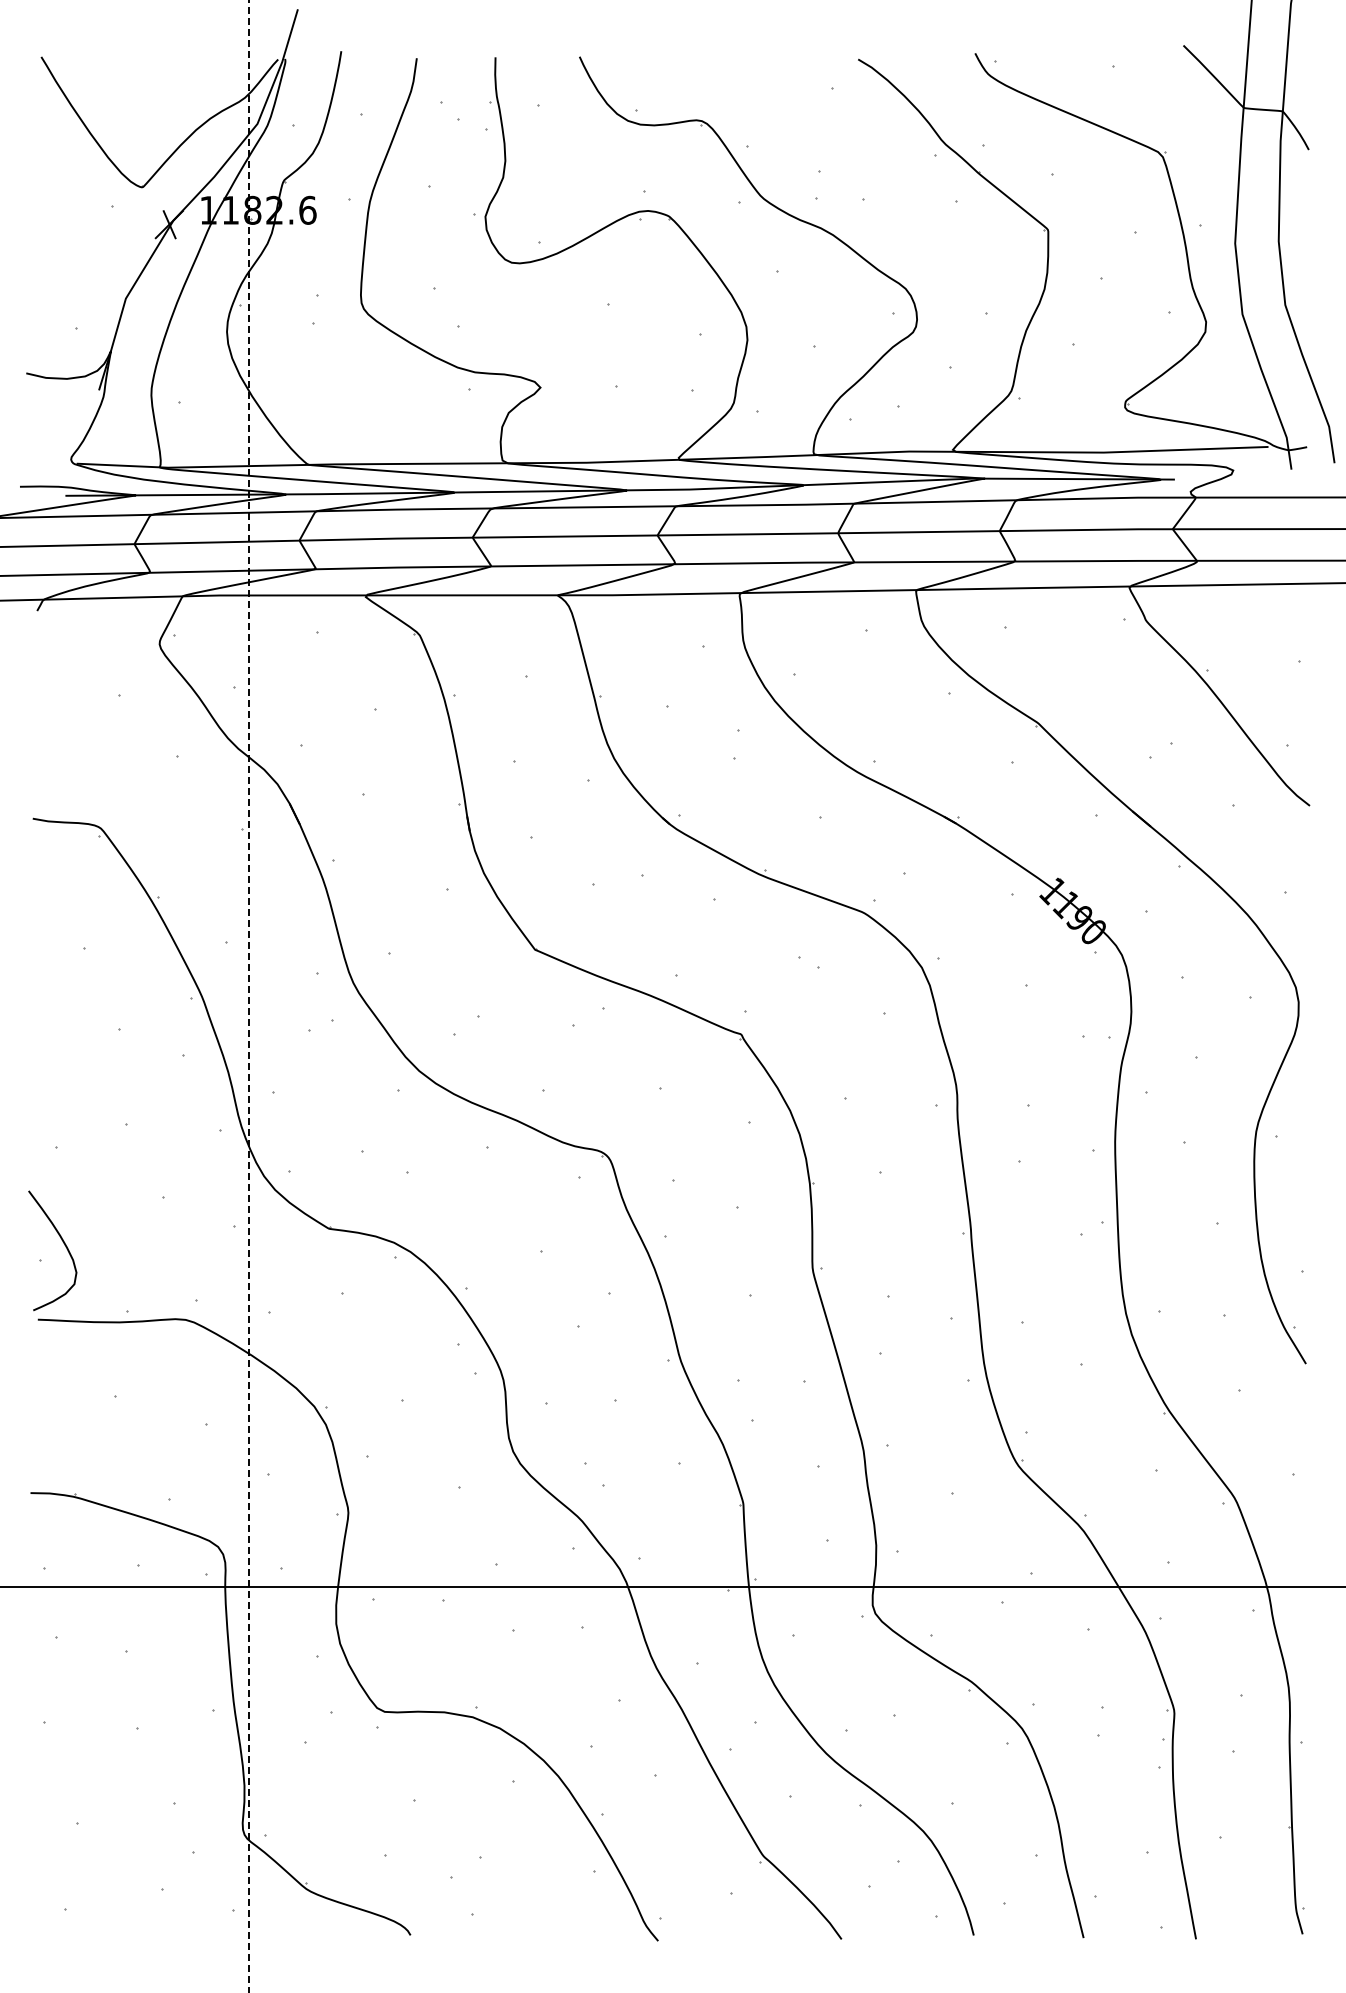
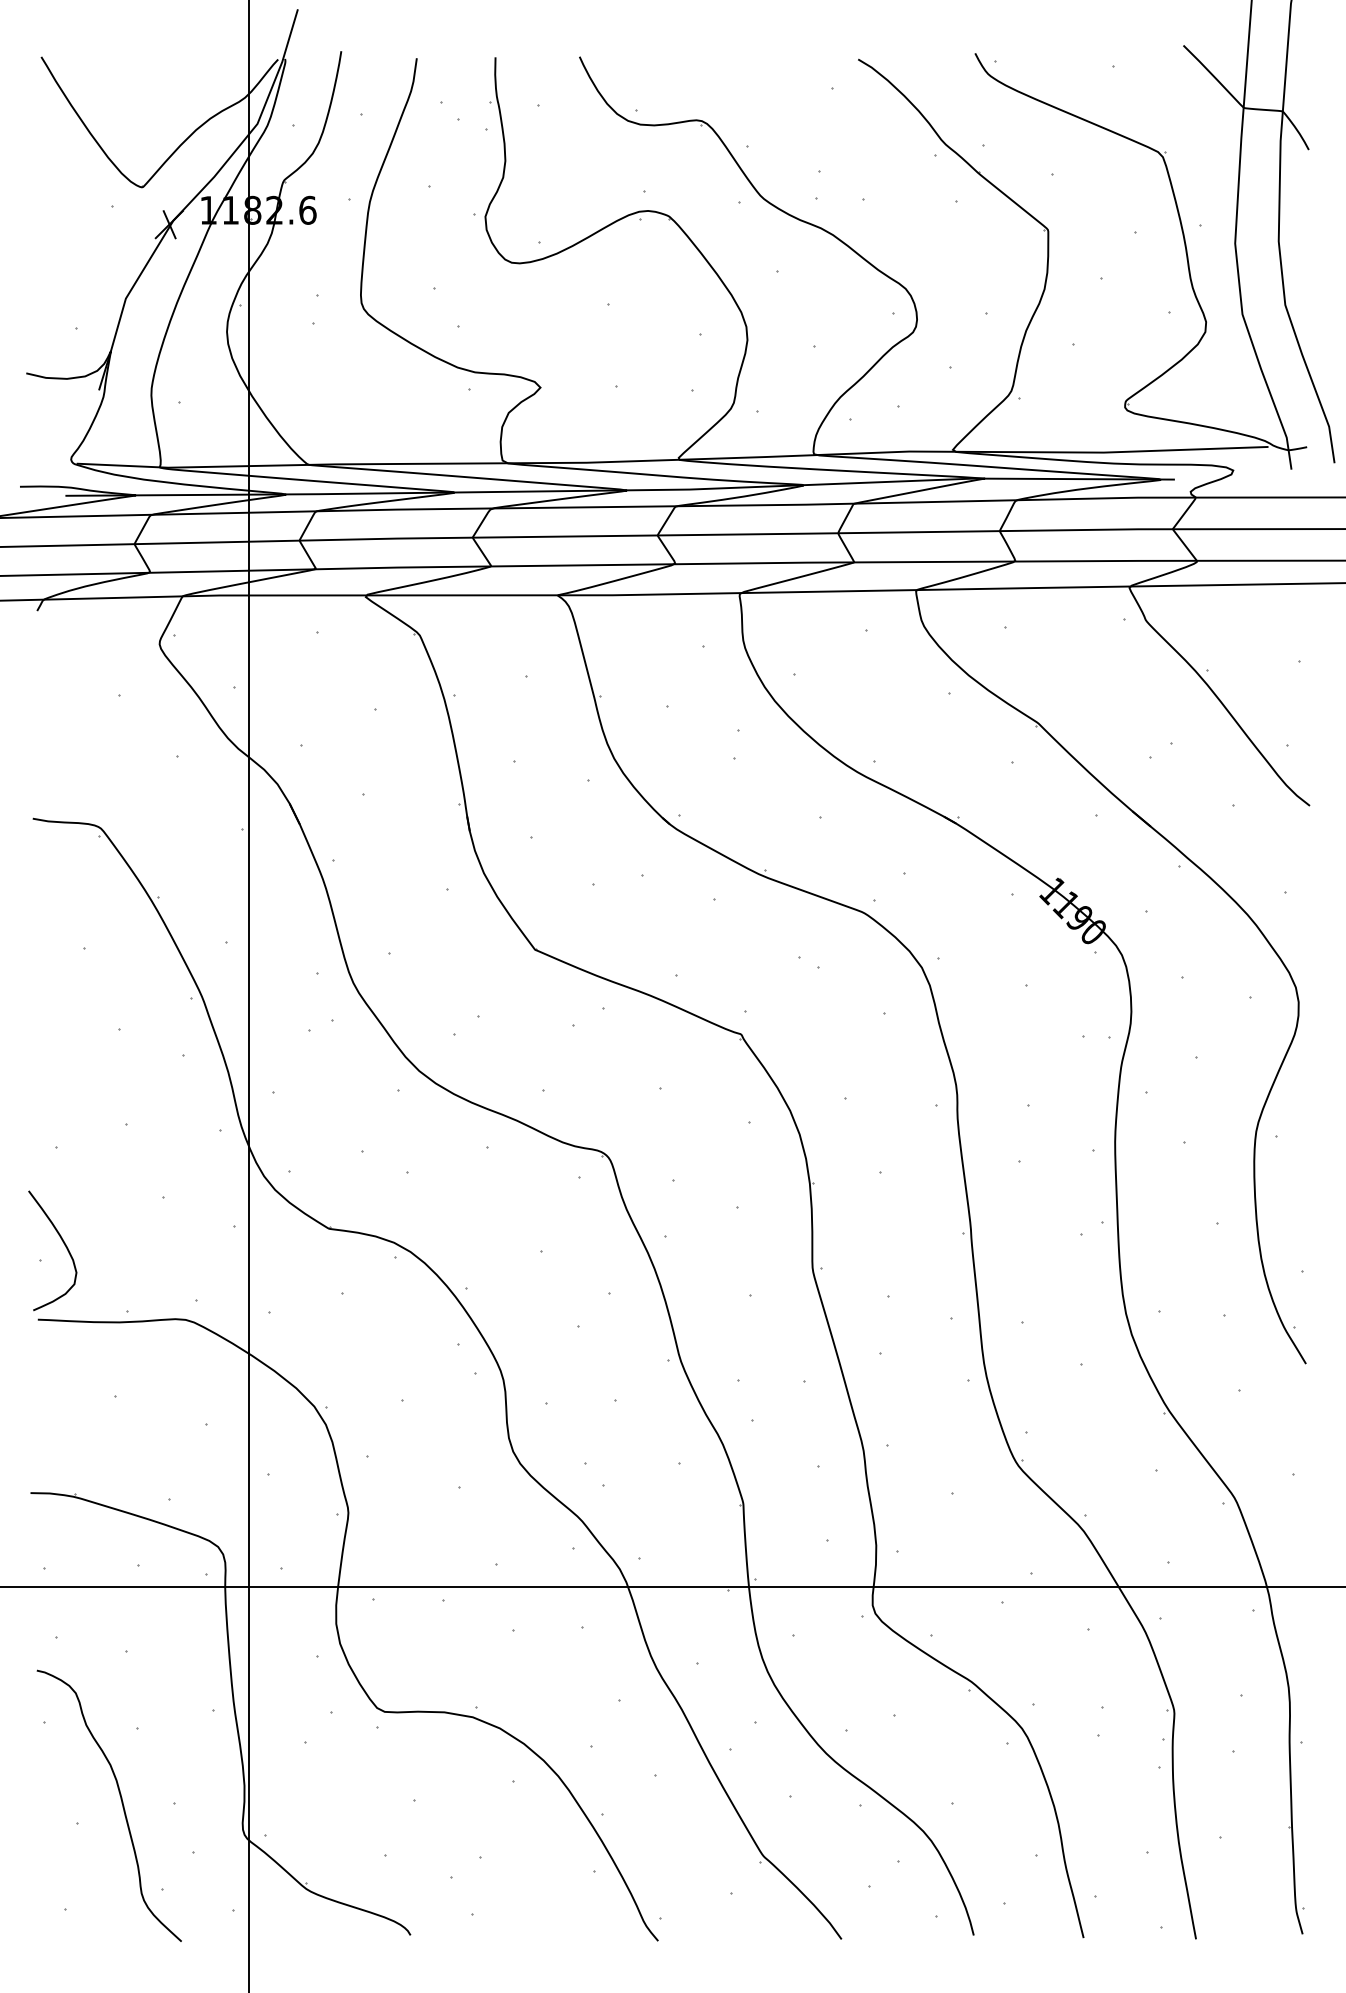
line: dashed -> solid (249, 996)
curve: none -> present (121, 1803)
